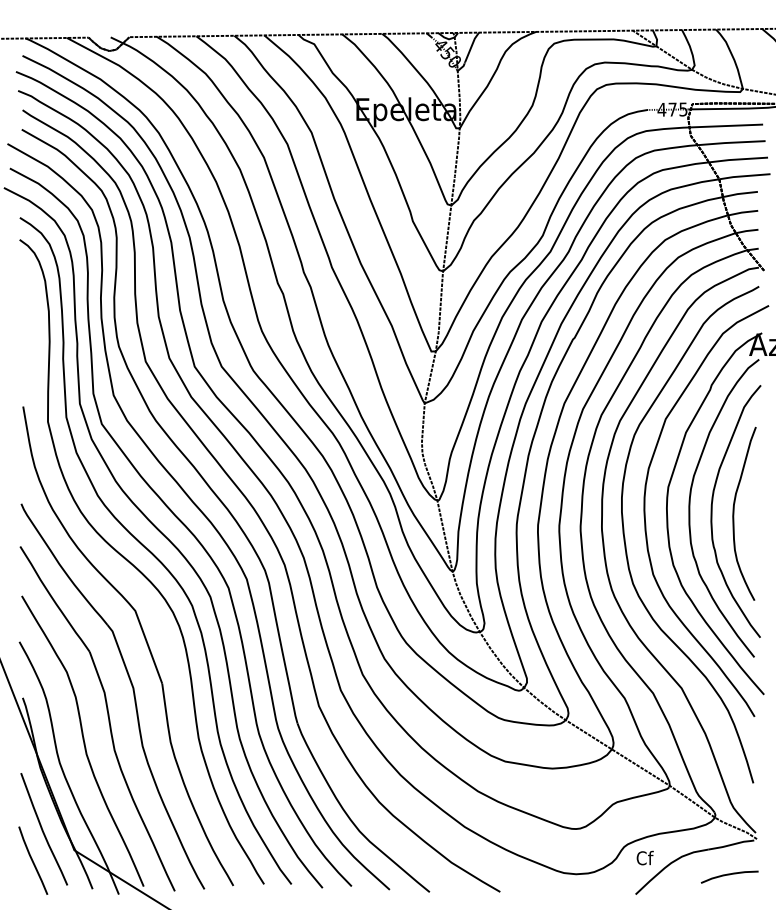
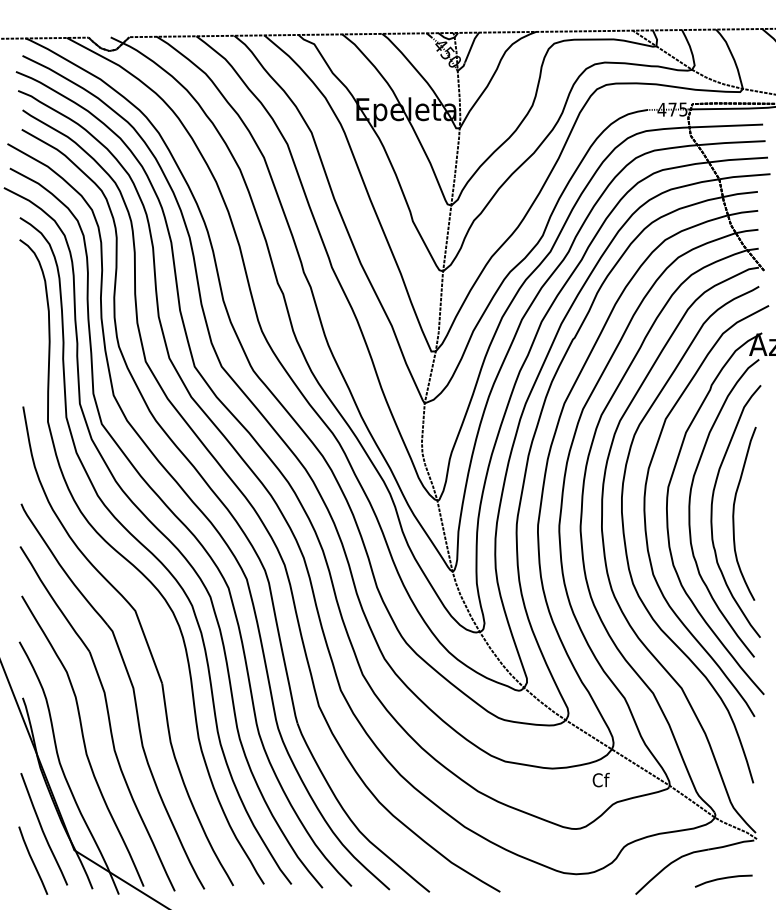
text position: (644, 857) -> (600, 779) (600, 779)
curve position: (729, 875) -> (723, 879) (723, 879)
